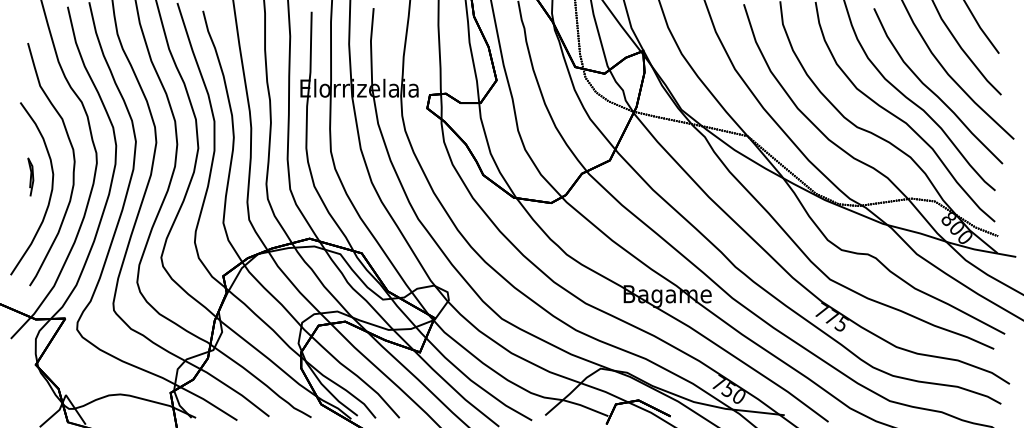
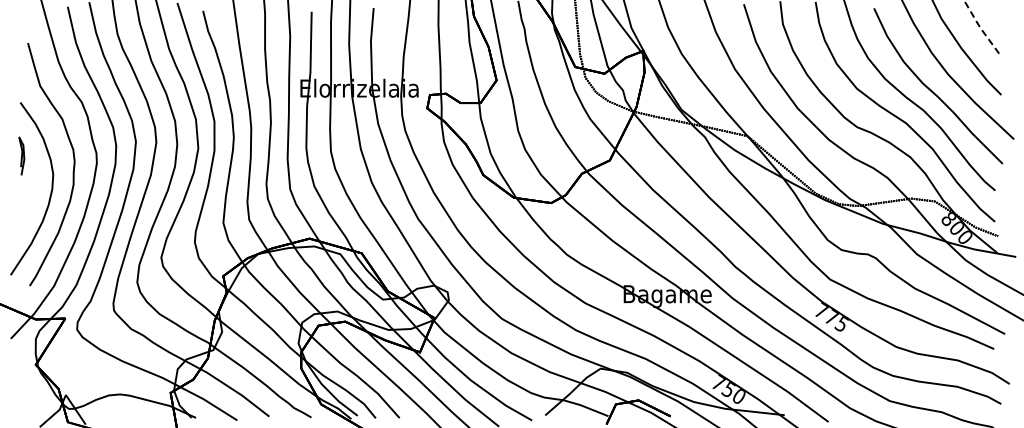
line: solid -> dashed (980, 27)
part position: (30, 176) -> (21, 155) (21, 155)
